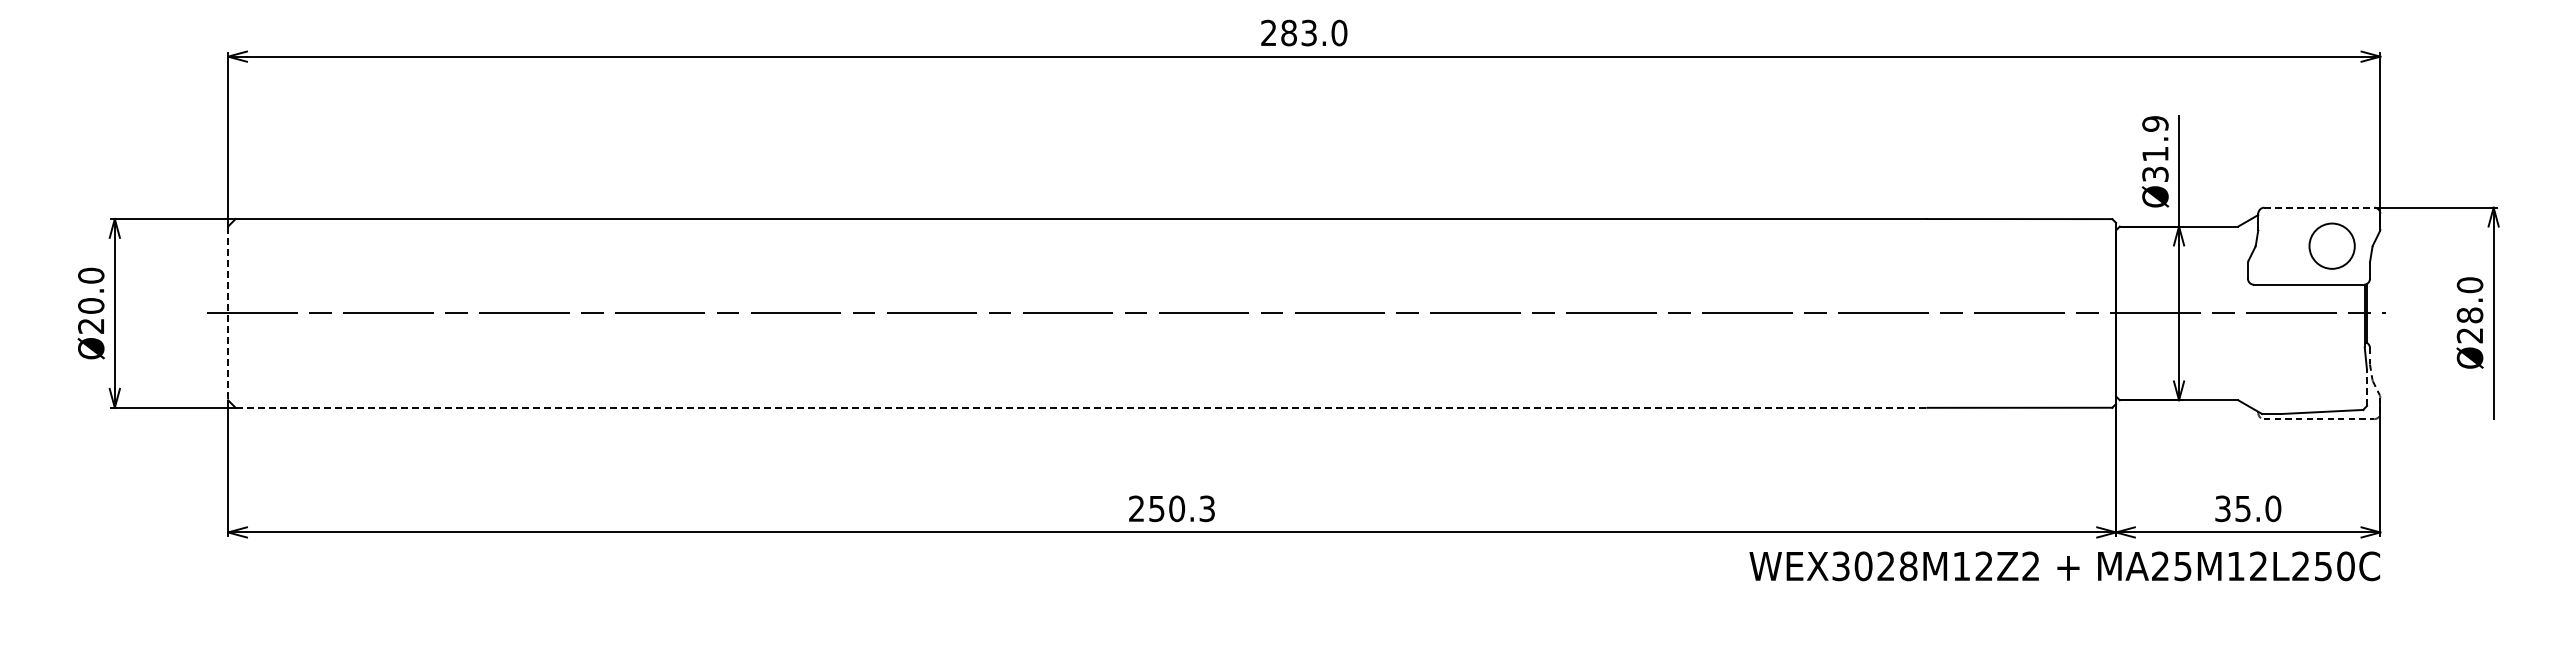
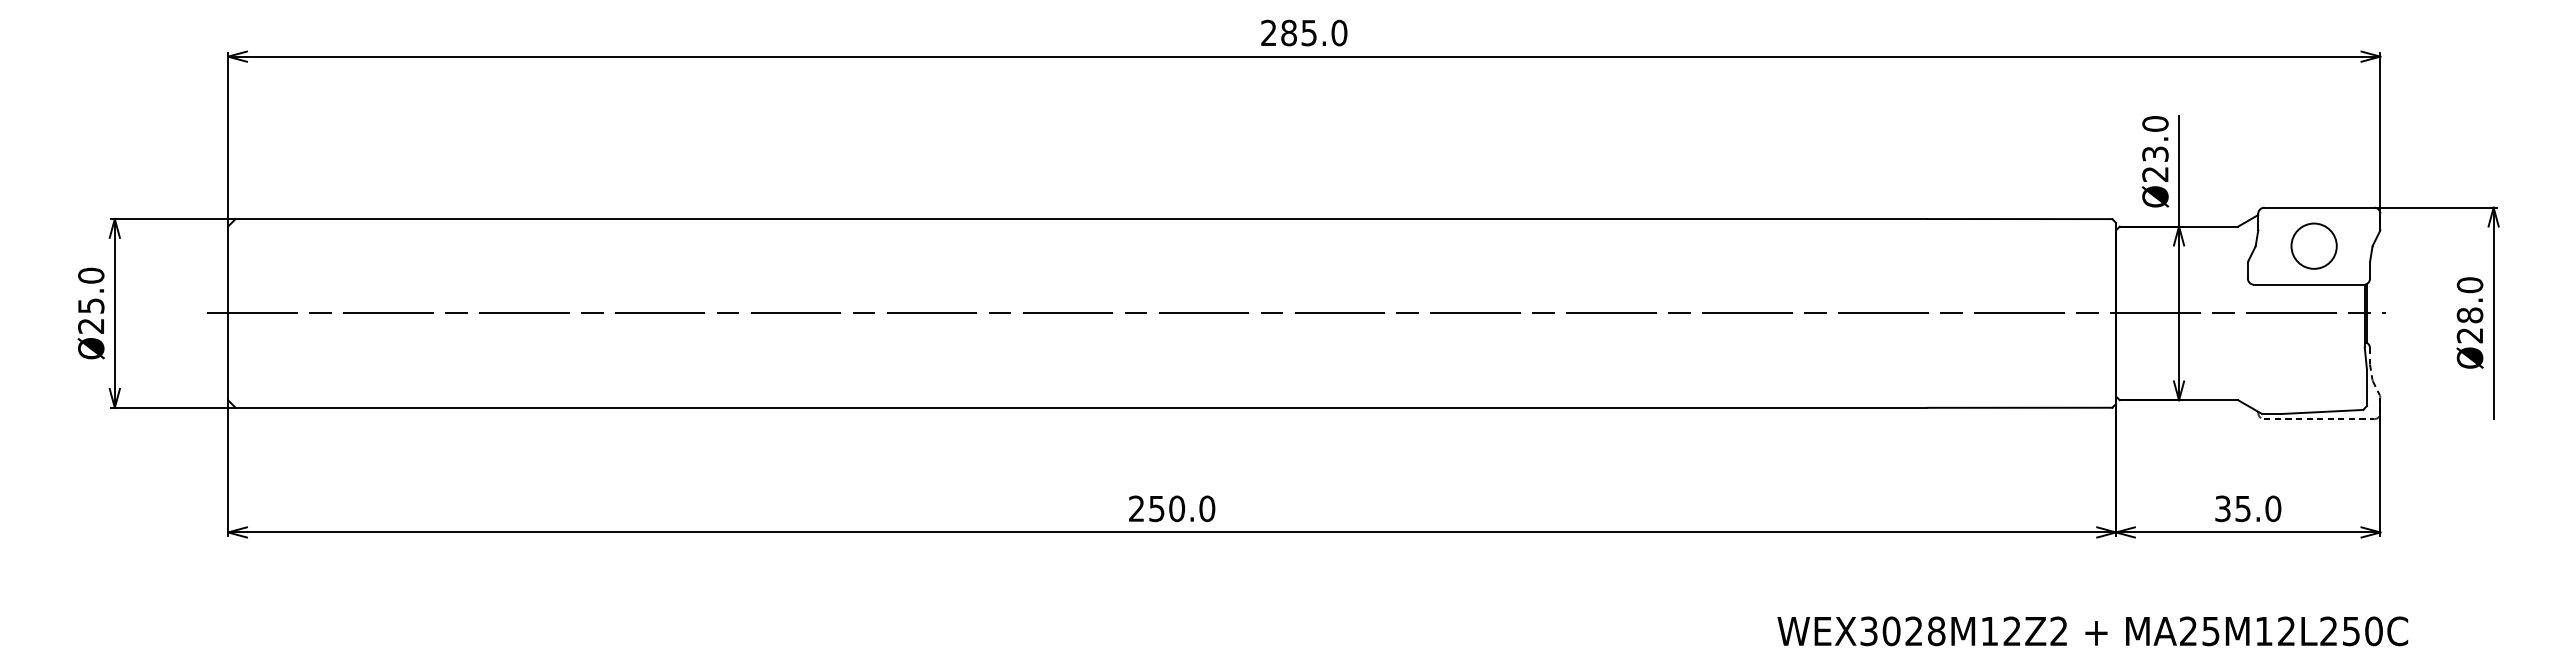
text: 283.0 -> 285.0 (1309, 32)
text: Ø31.9 -> Ø23.0 (2155, 149)
line: dashed -> solid (2319, 207)
circle position: (2331, 245) -> (2313, 245) (2313, 245)
text: Ø20.0 -> Ø25.0 (91, 305)
line: dashed -> solid (228, 313)
line: dashed -> solid (2367, 388)
line: dashed -> solid (1081, 407)
text: 250.3 -> 250.0 (1207, 508)
text position: (2064, 566) -> (2092, 631) (2092, 631)
